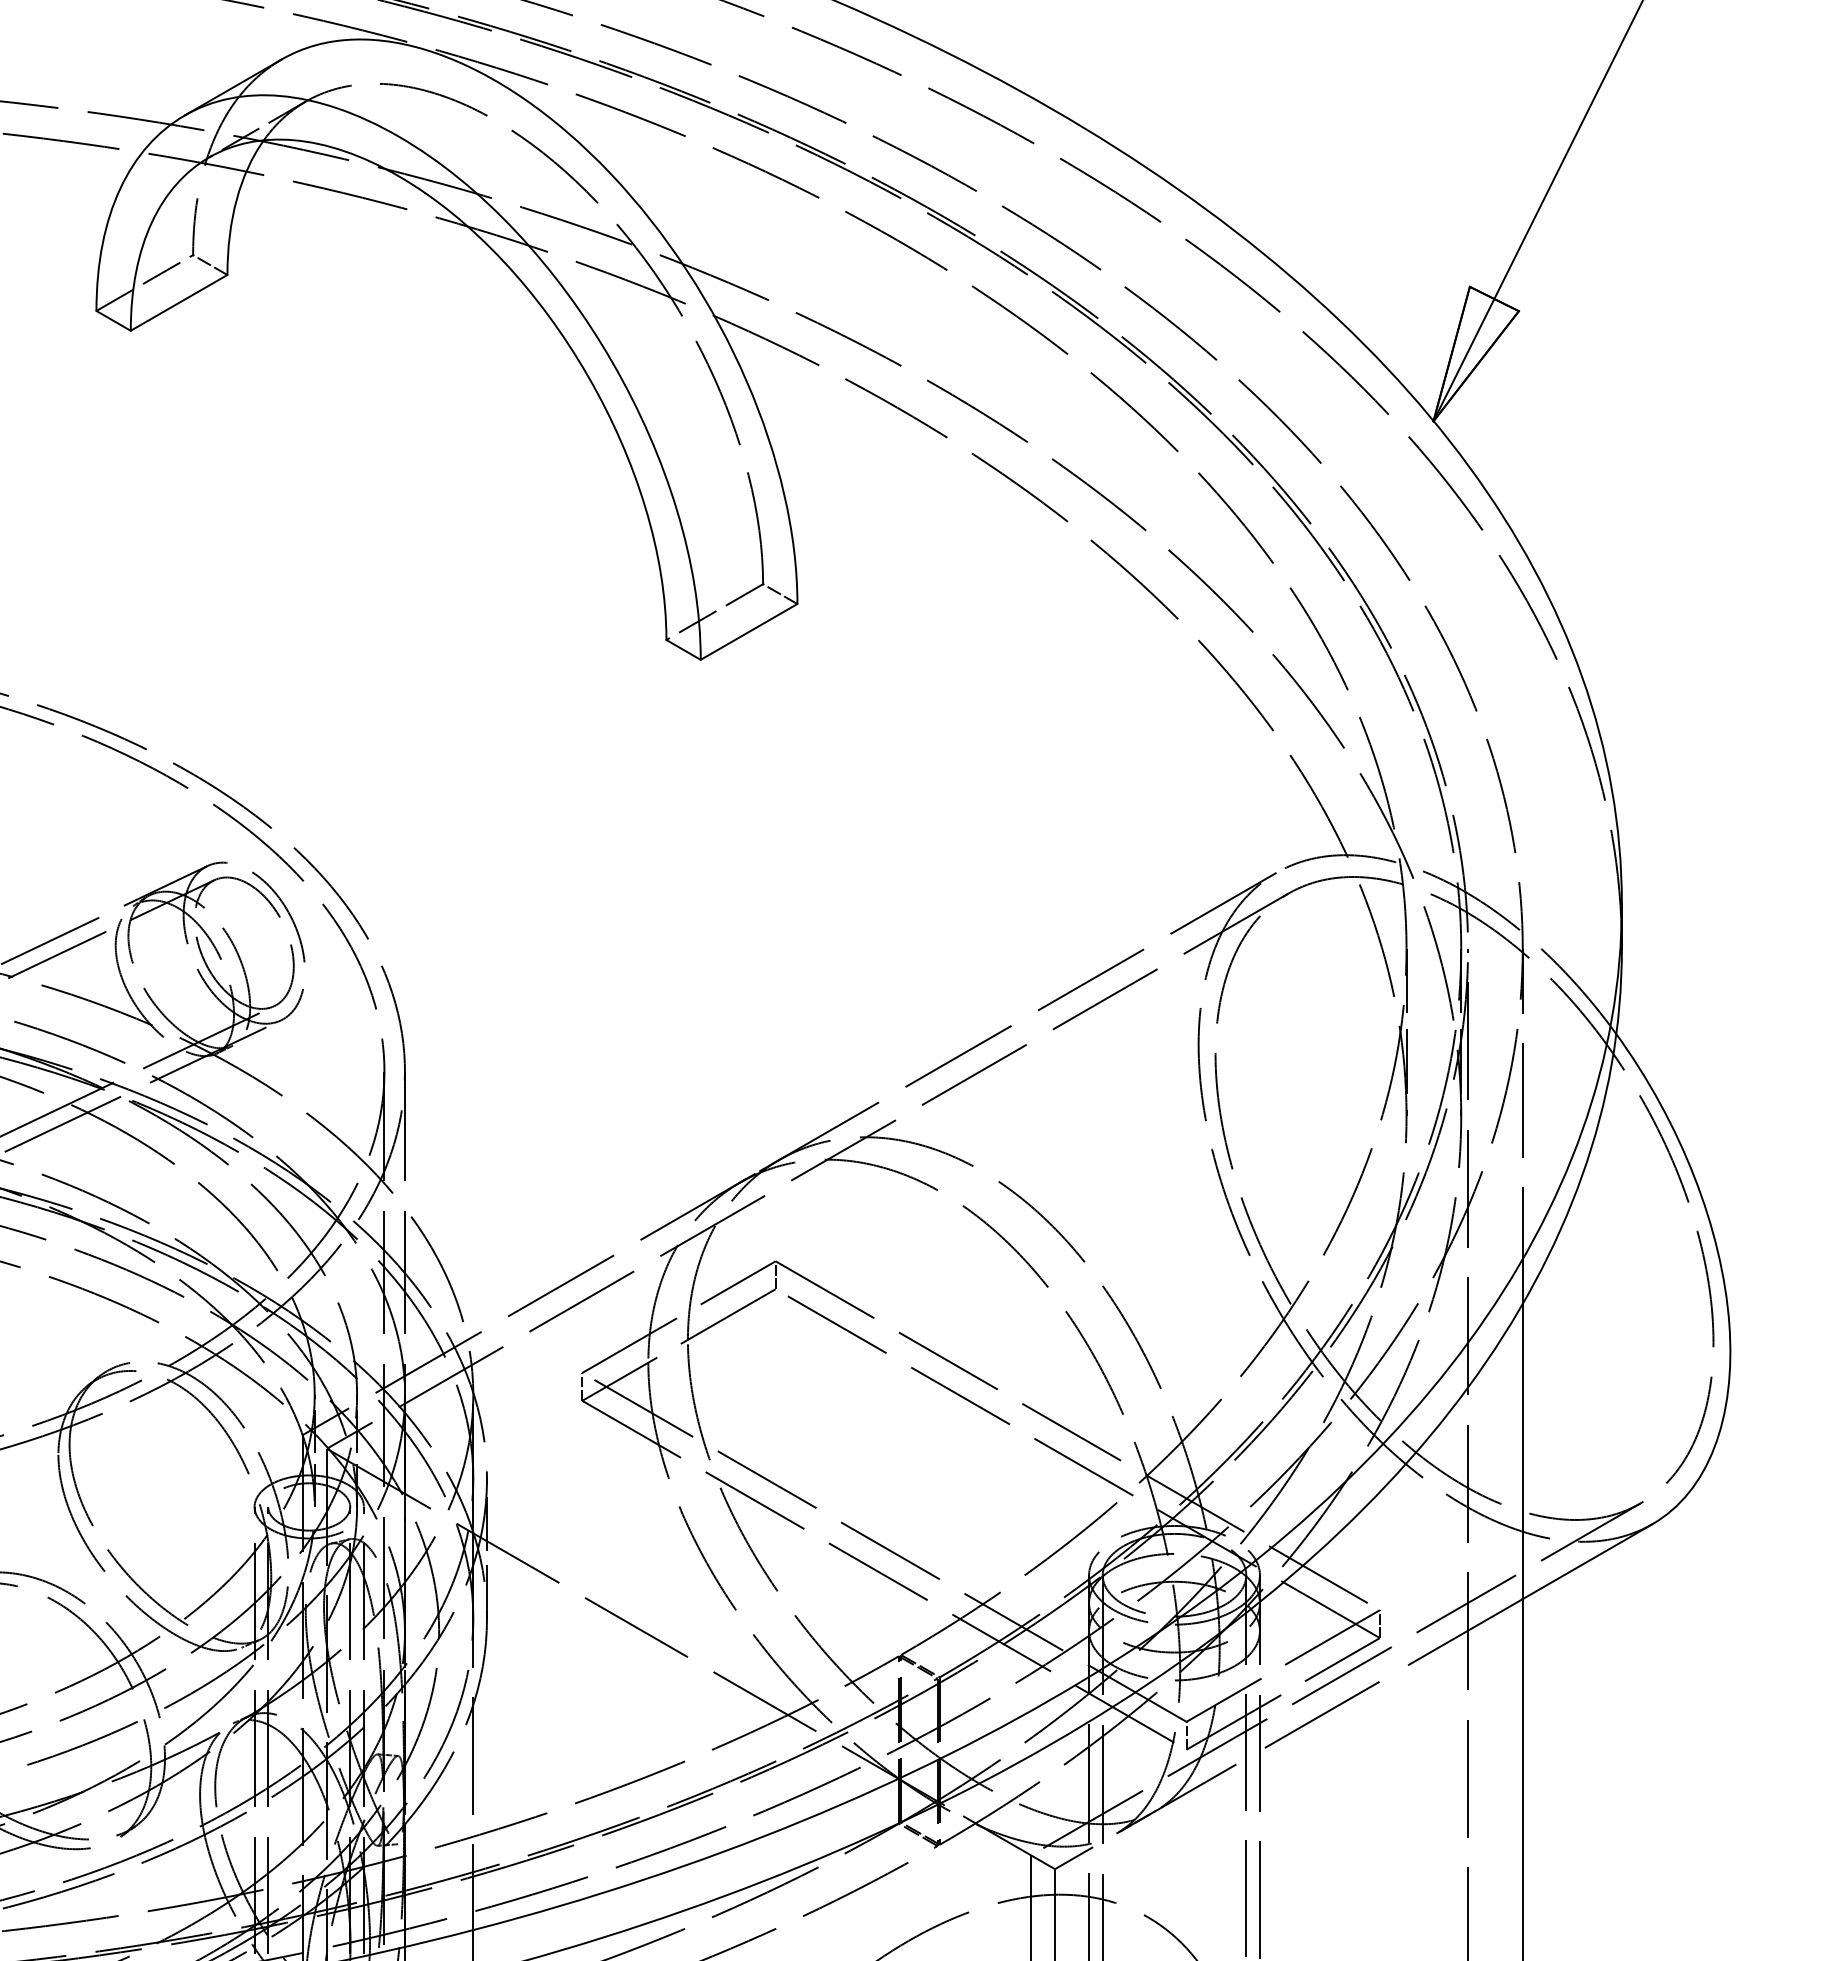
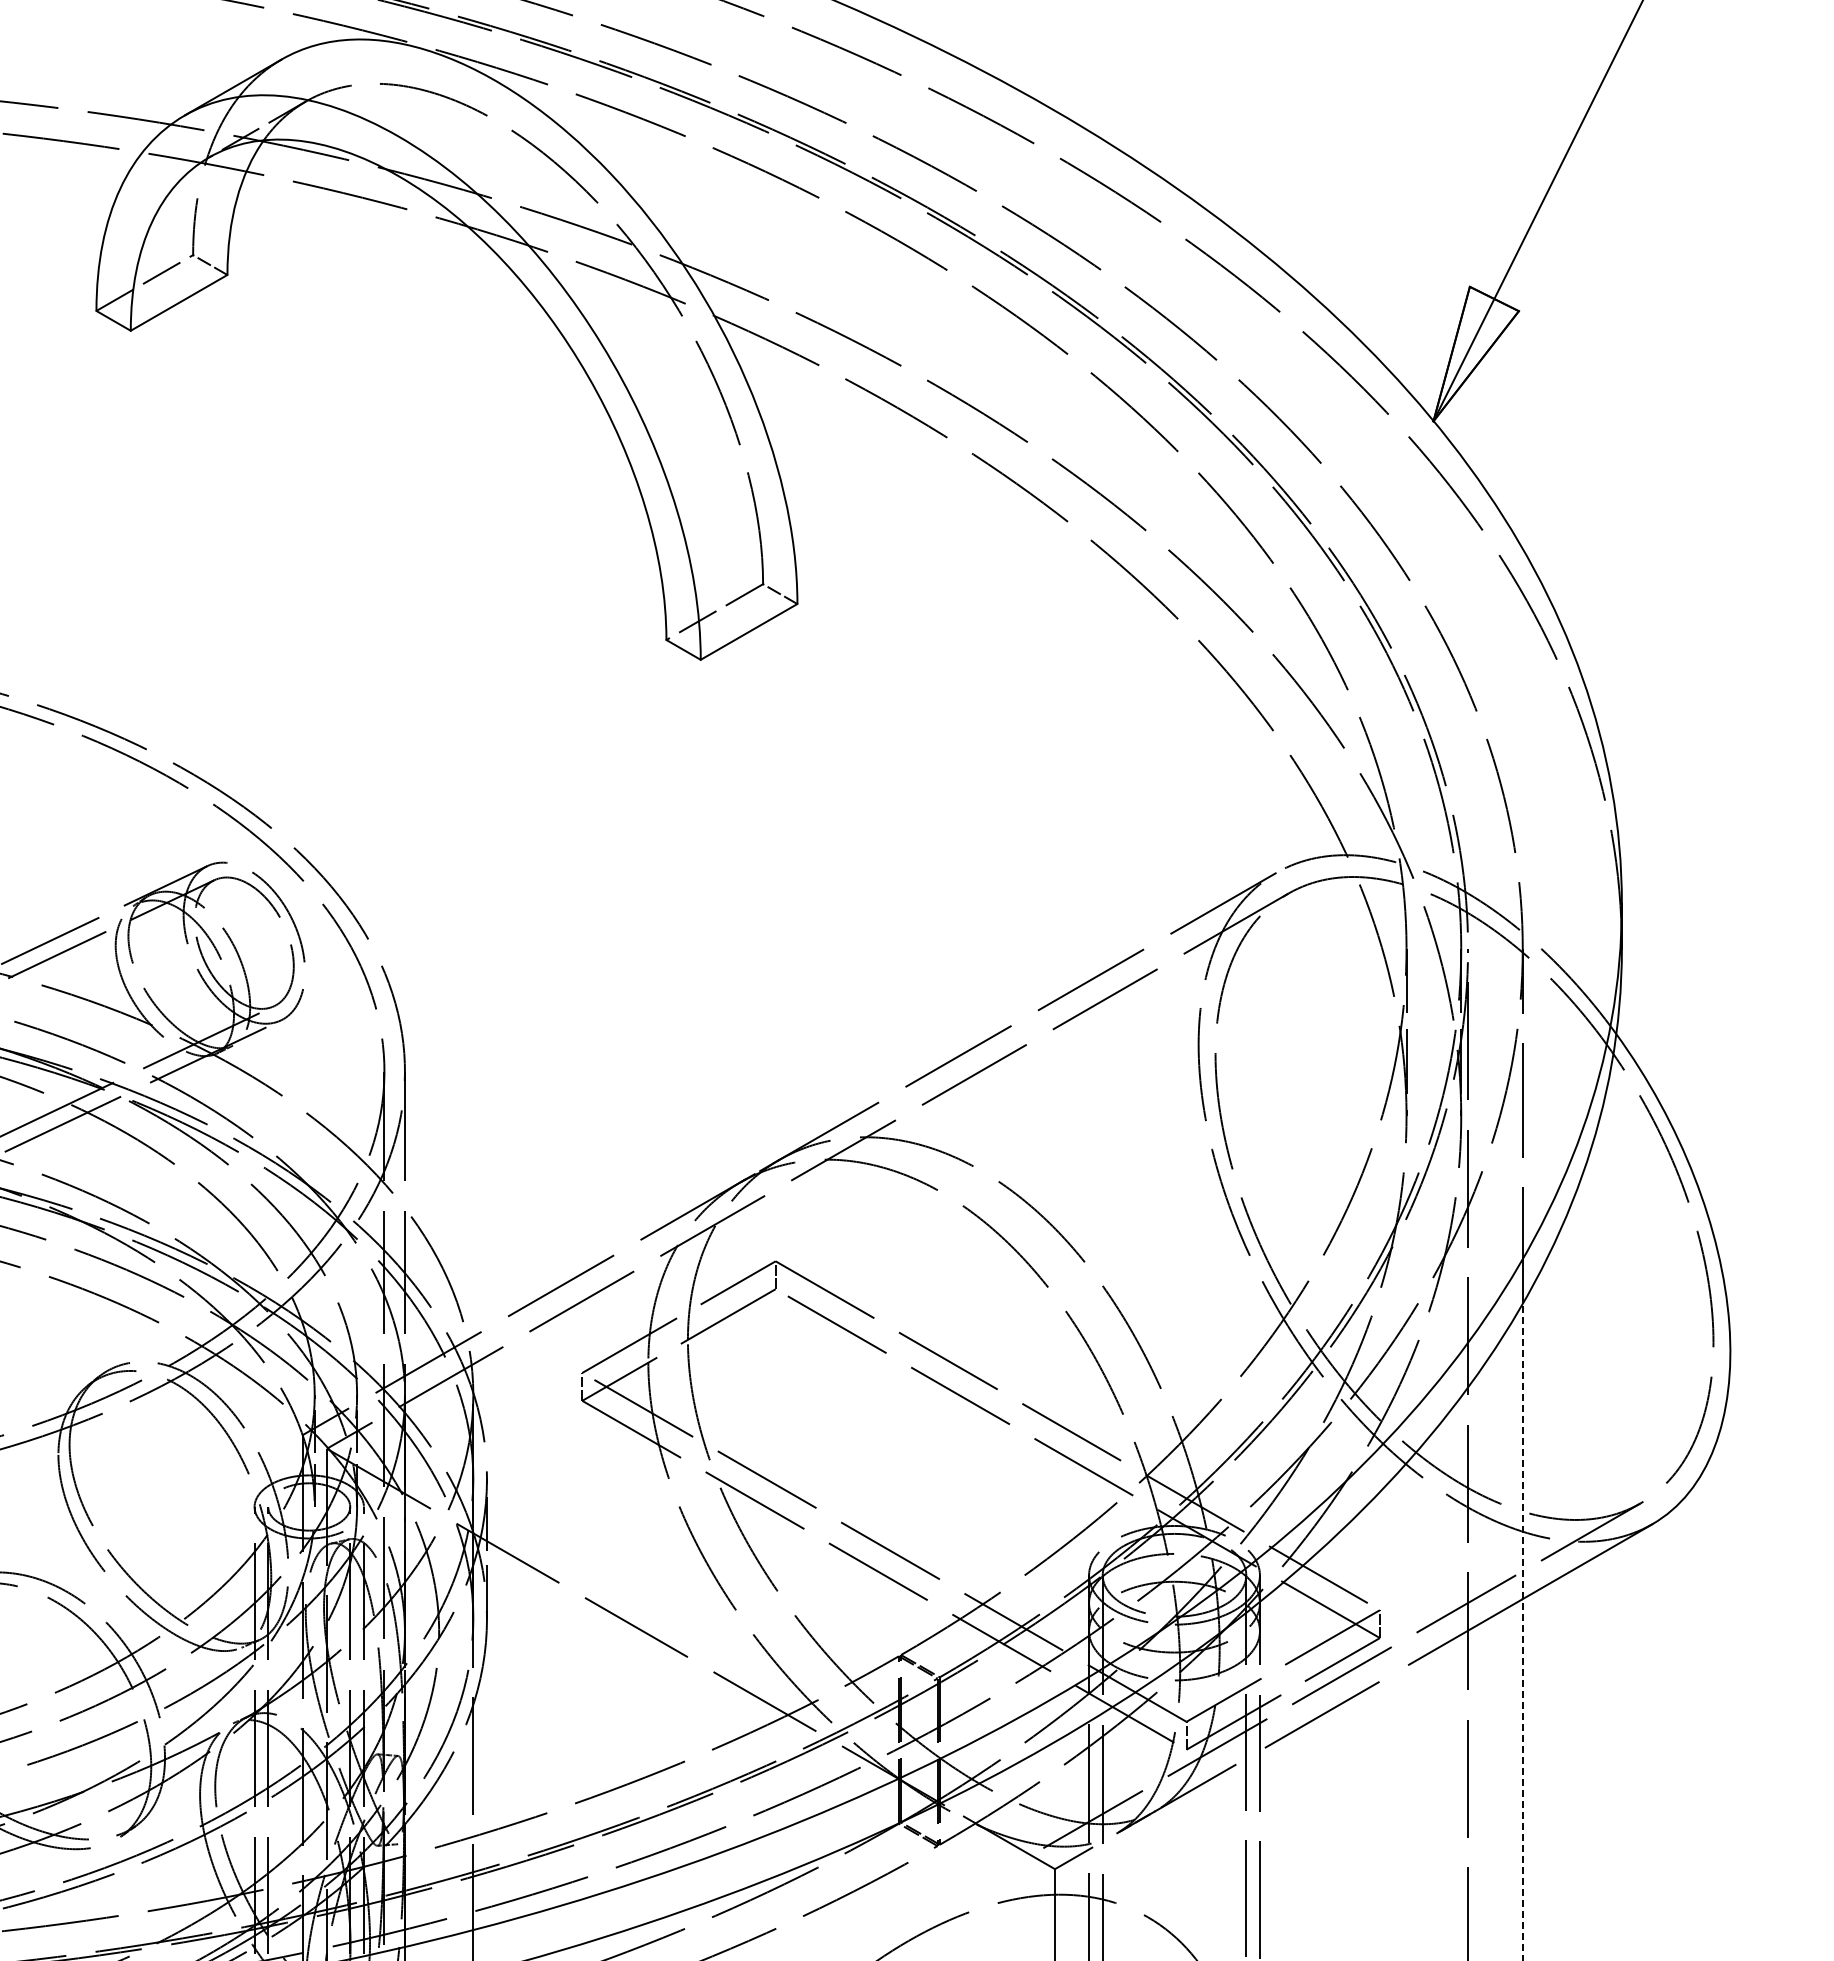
line: solid -> dashed (1522, 1631)
line: present -> none (1031, 1906)
